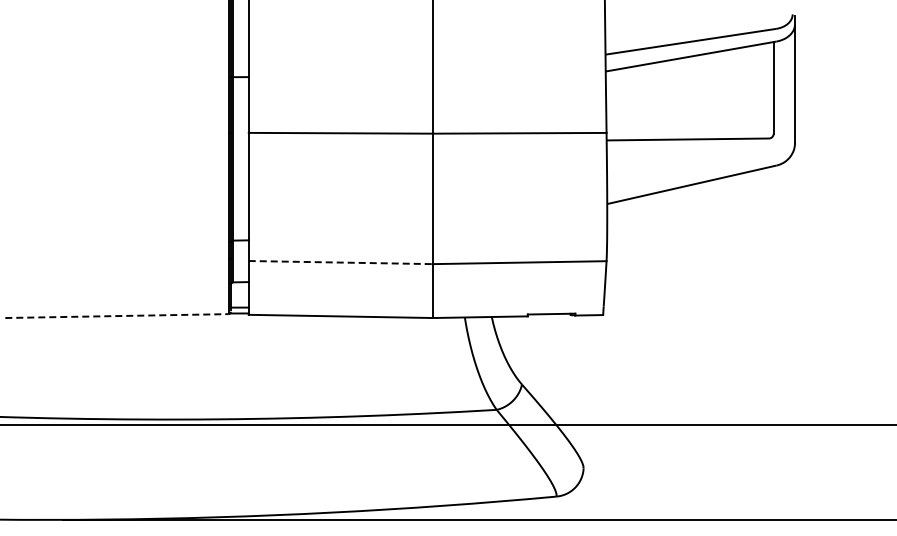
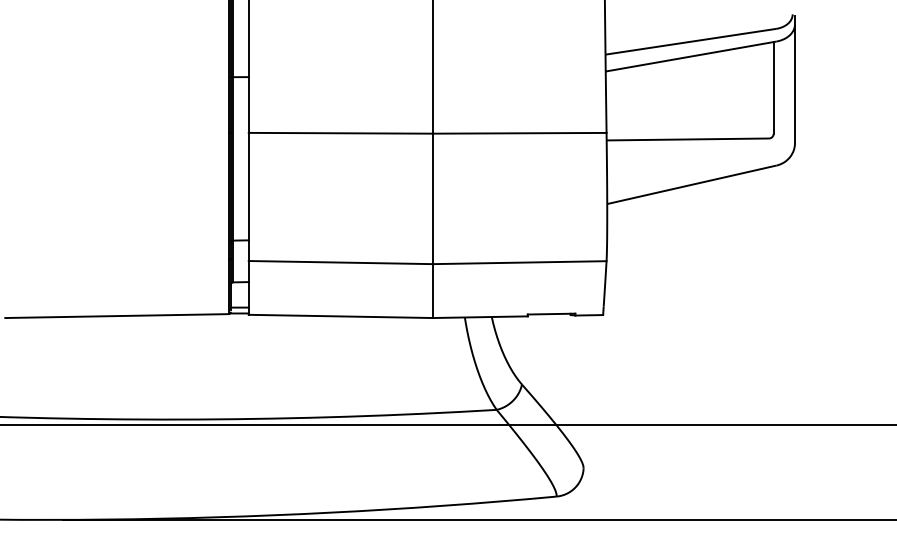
line: dashed -> solid (341, 262)
line: dashed -> solid (116, 316)
